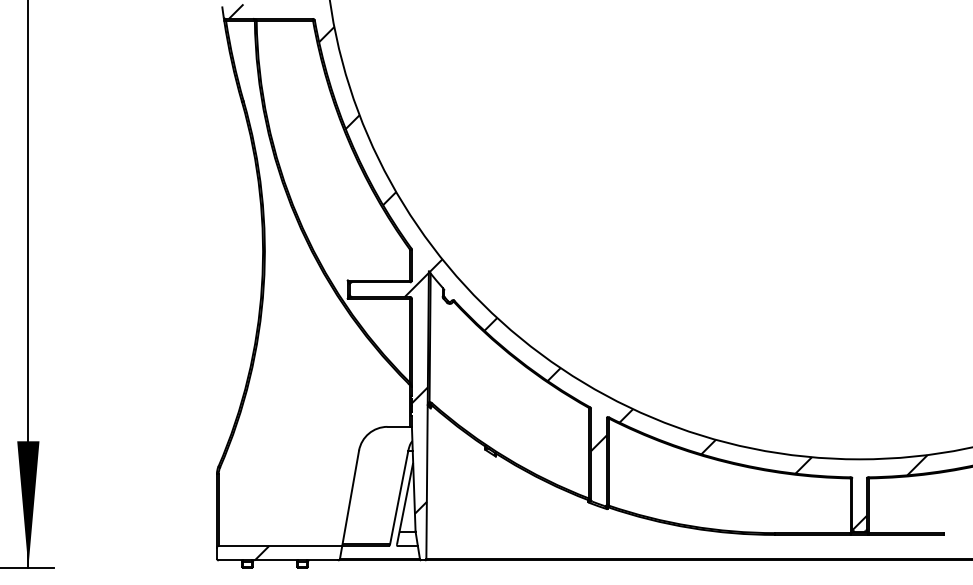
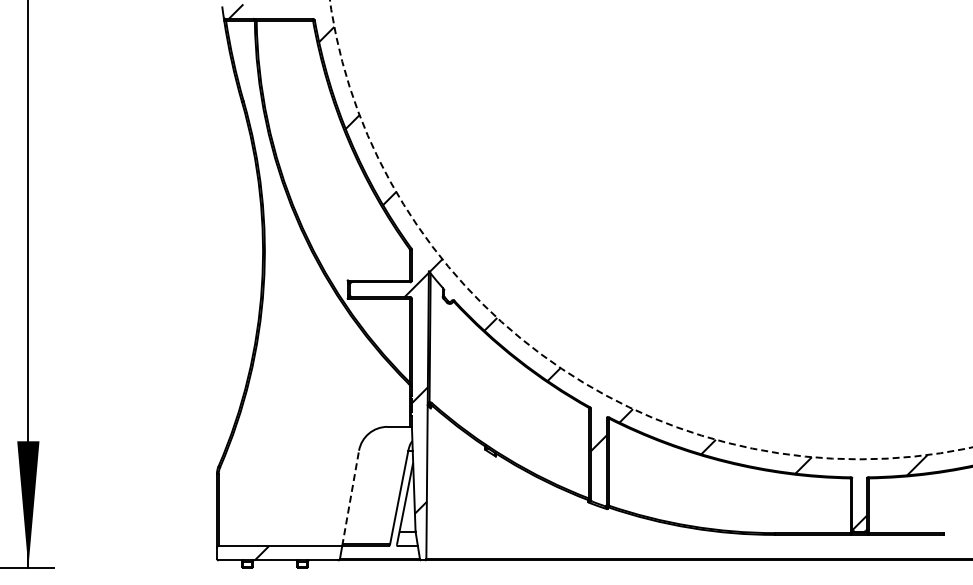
arc: solid -> dashed (558, 366)
line: solid -> dashed (350, 497)
